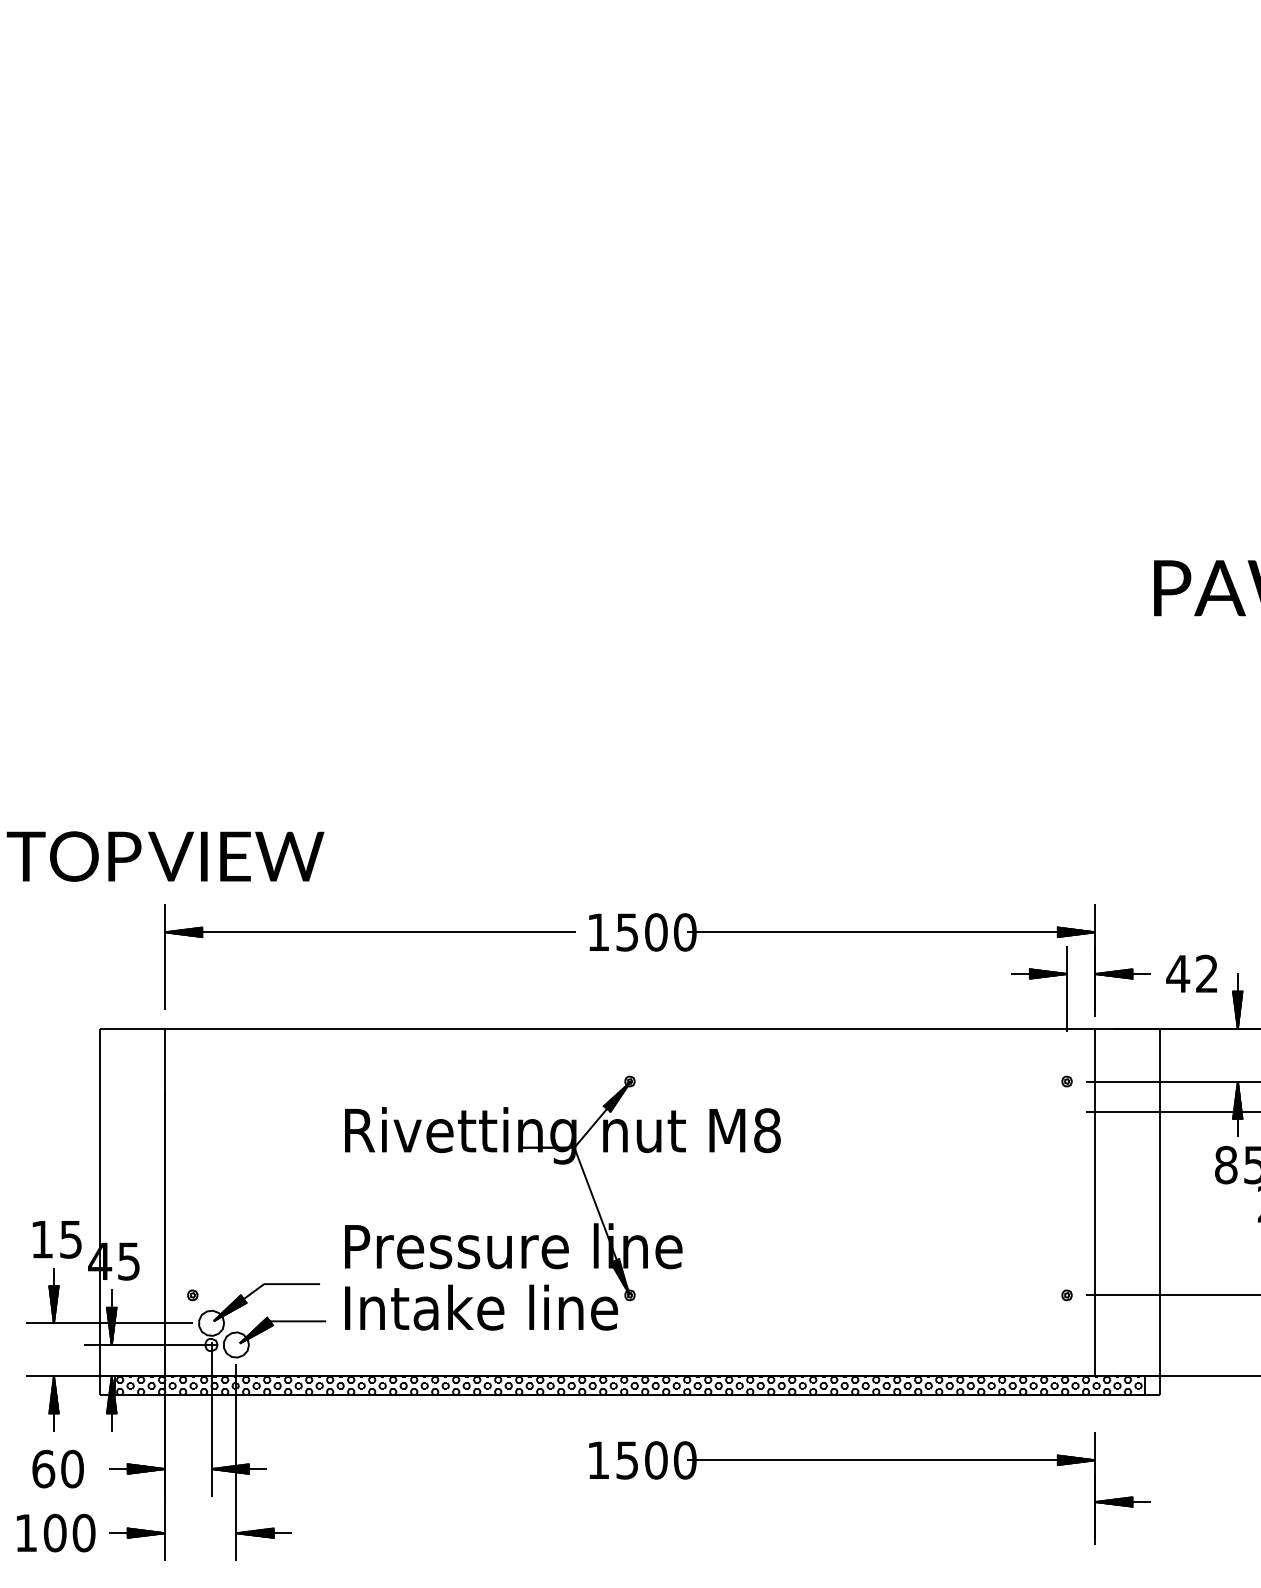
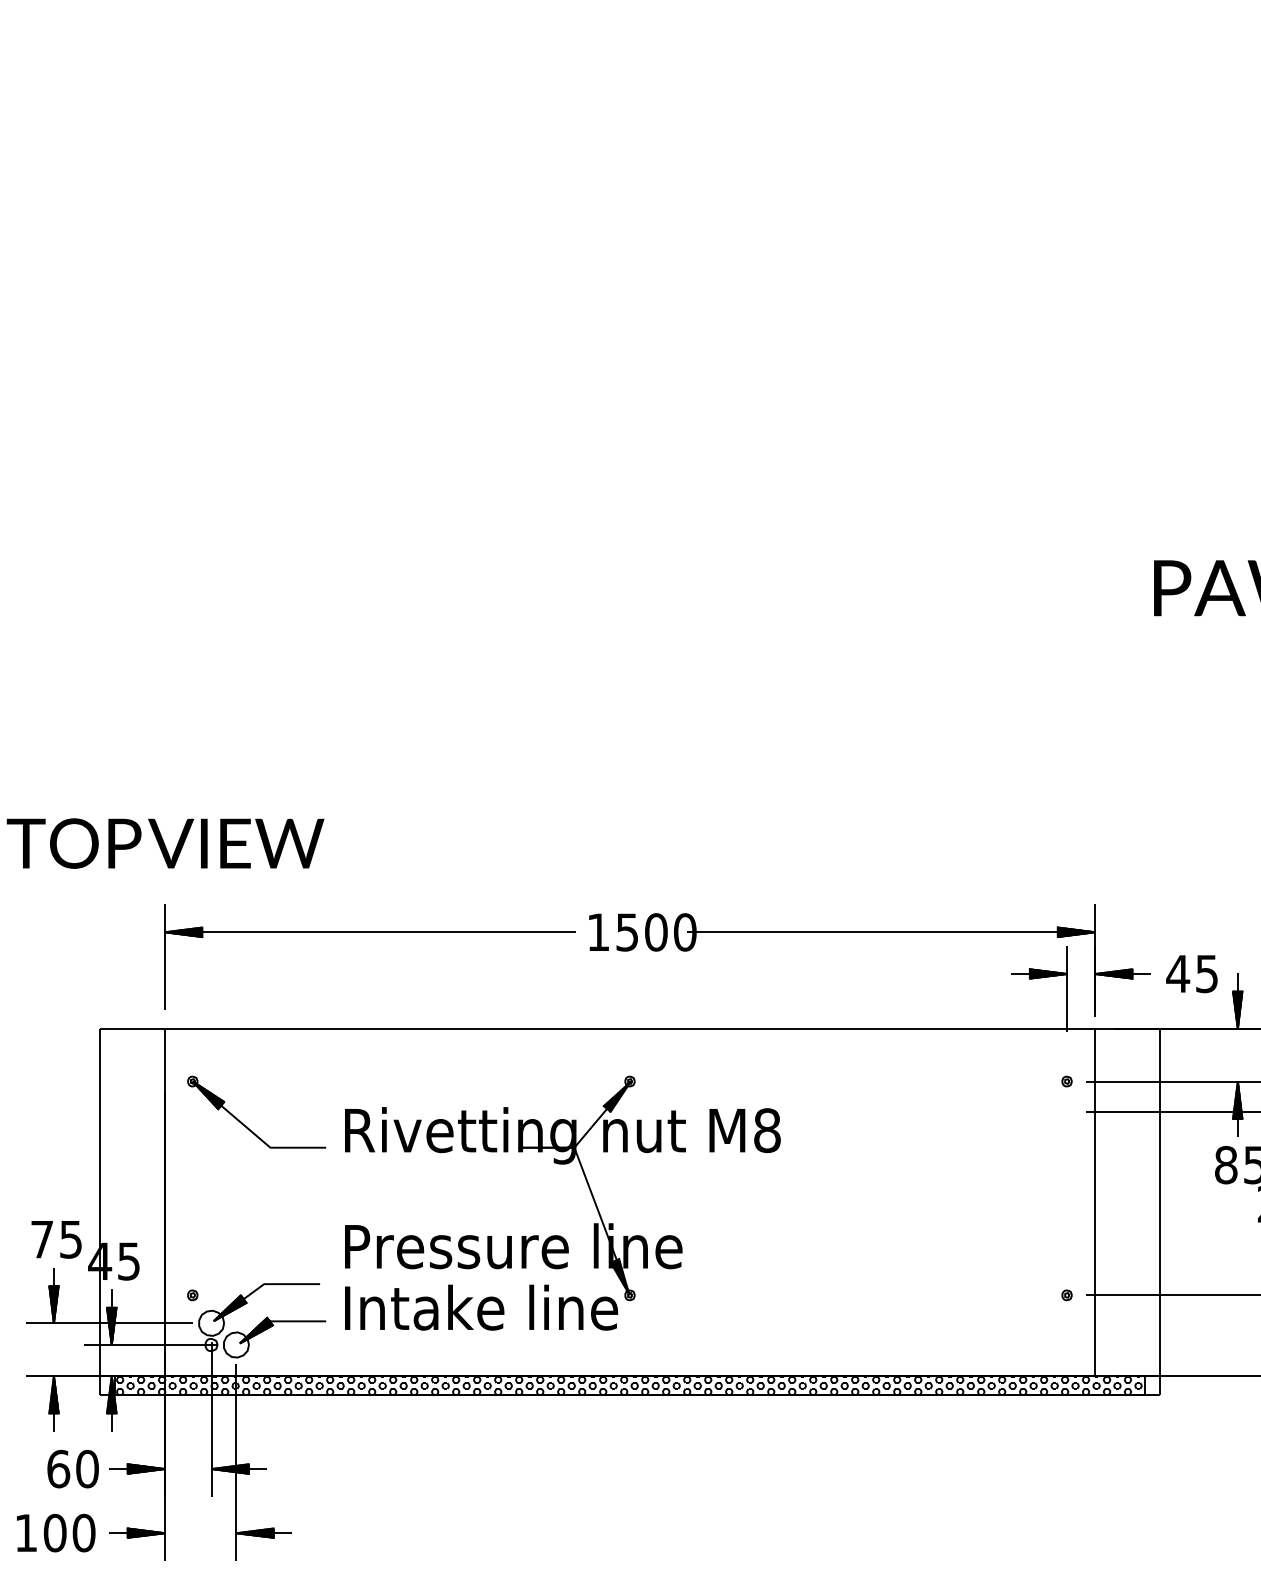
text position: (165, 856) -> (165, 843) (165, 843)
text: 42 -> 45 (1206, 973)
part: none -> present (247, 1126)
text: 15 -> 75 (41, 1239)
part: present -> none (869, 1460)
text position: (57, 1468) -> (72, 1468) (72, 1468)
